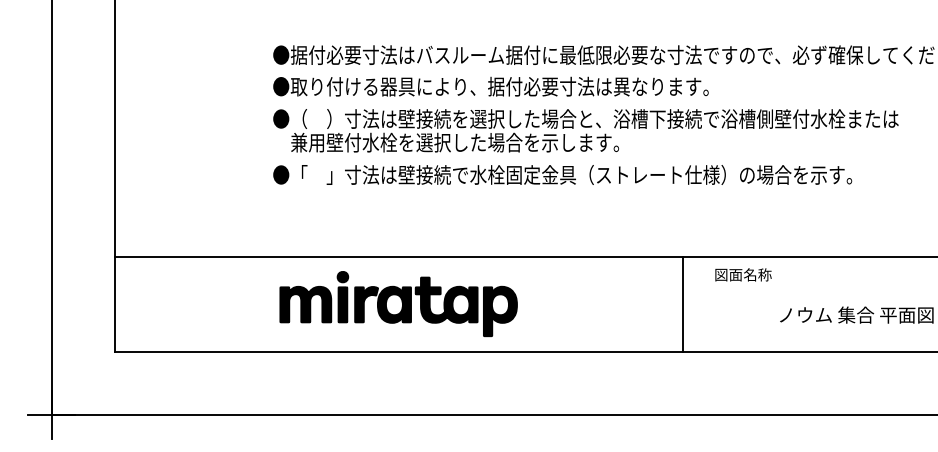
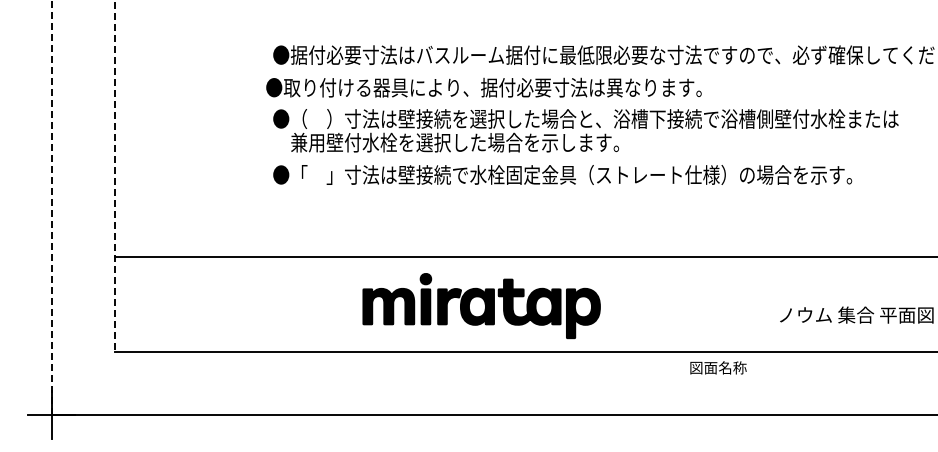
text position: (490, 86) -> (483, 87) (483, 87)
line: solid -> dashed (114, 176)
line: solid -> dashed (51, 207)
text position: (743, 274) -> (718, 367) (718, 367)
part position: (398, 304) -> (481, 306) (481, 306)
line: present -> none (682, 304)
